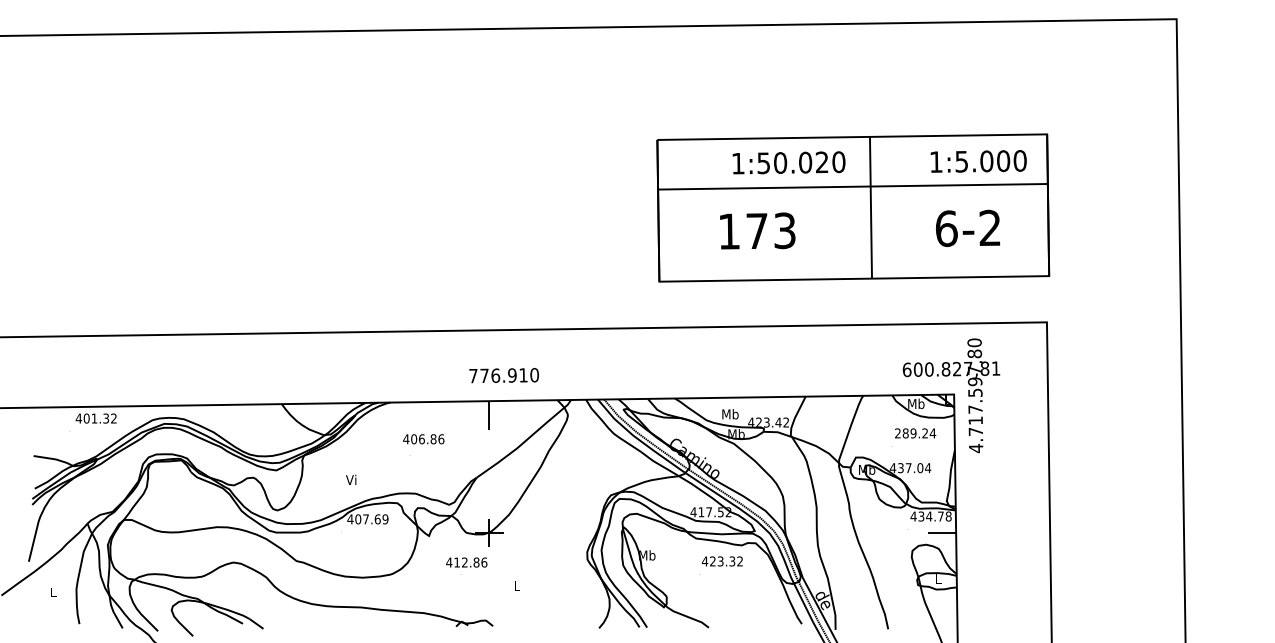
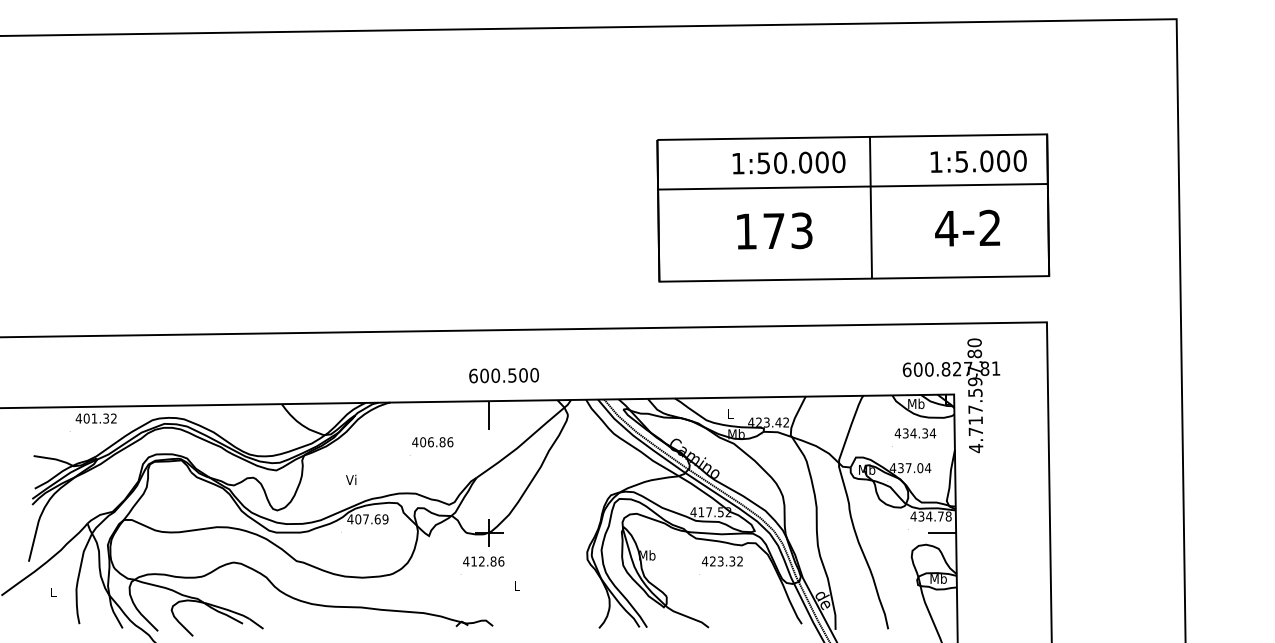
text: 1:50.020 -> 1:50.000 (821, 162)
text: 6-2 -> 4-2 (946, 228)
text position: (757, 230) -> (774, 230) (774, 230)
text: 776.910 -> 600.500 (498, 375)
text: Mb -> L (730, 414)
text: 289.24 -> 434.34 (911, 433)
text position: (423, 439) -> (432, 442) (432, 442)
text position: (466, 562) -> (483, 561) (483, 561)
text: L -> Mb (938, 578)
